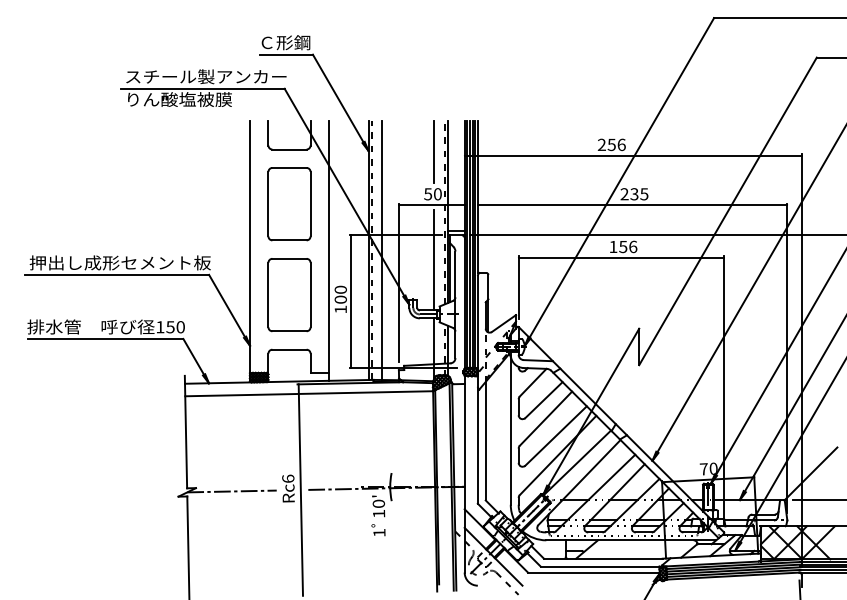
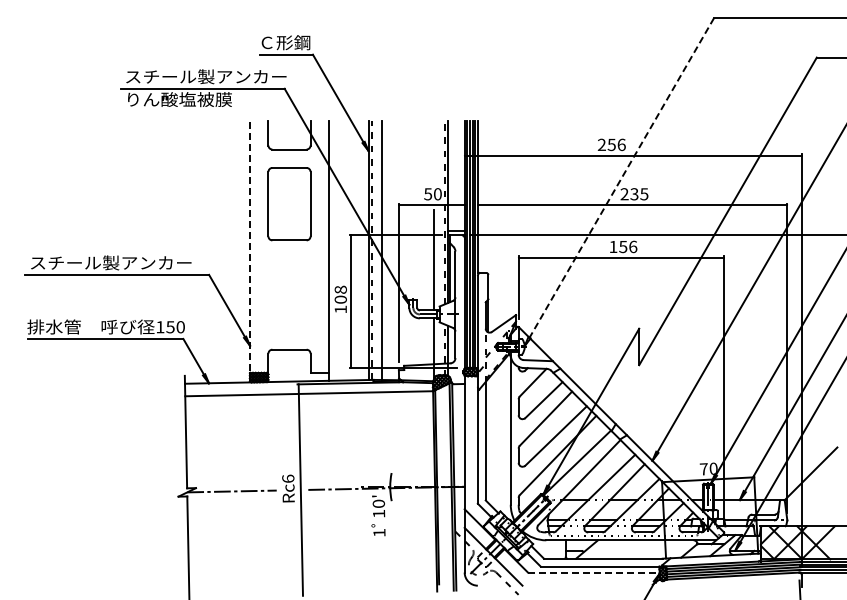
line: present -> none (434, 152)
line: solid -> dashed (619, 182)
line: solid -> dashed (250, 251)
text: 押出し成形セメント板 -> スチール製アンカー (119, 262)
text: 100 -> 108 (340, 289)
part: present -> none (289, 295)
line: present -> none (817, 500)
line: solid -> dashed (593, 572)
